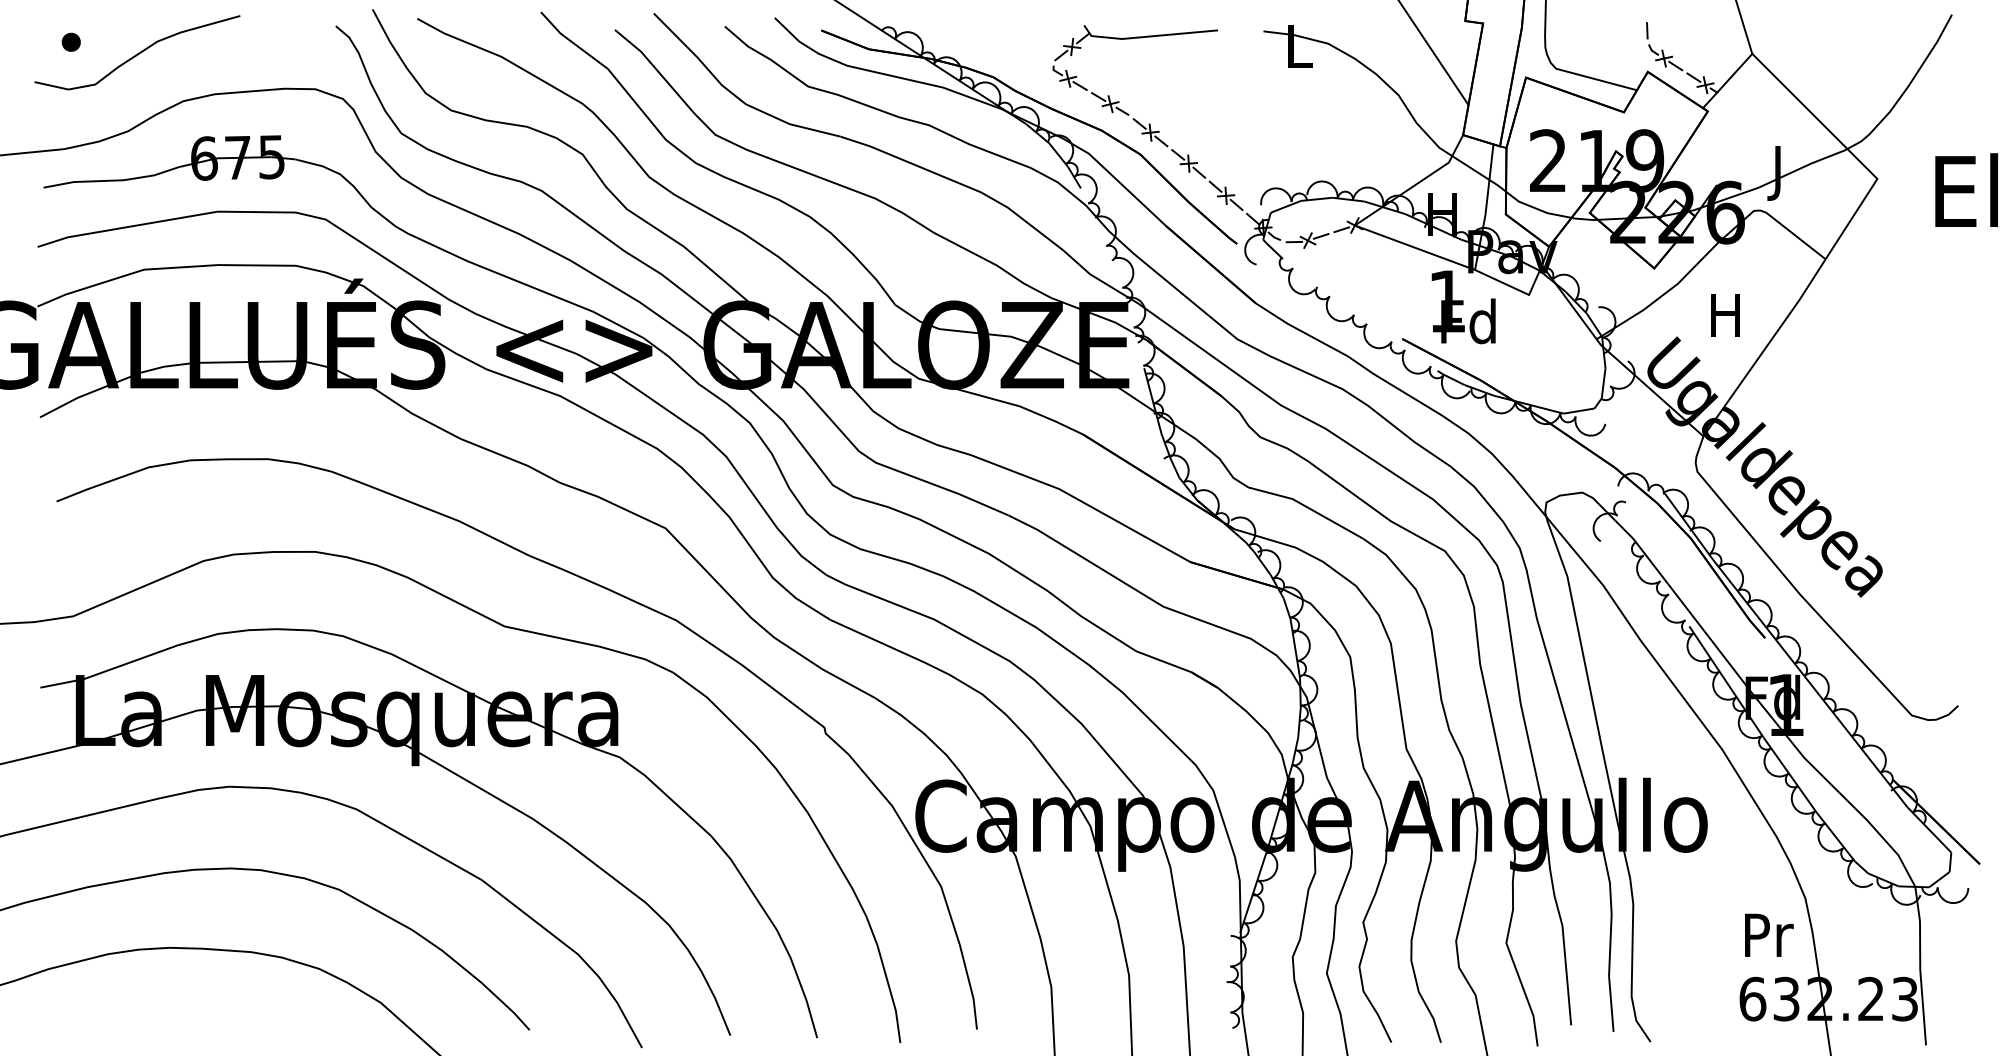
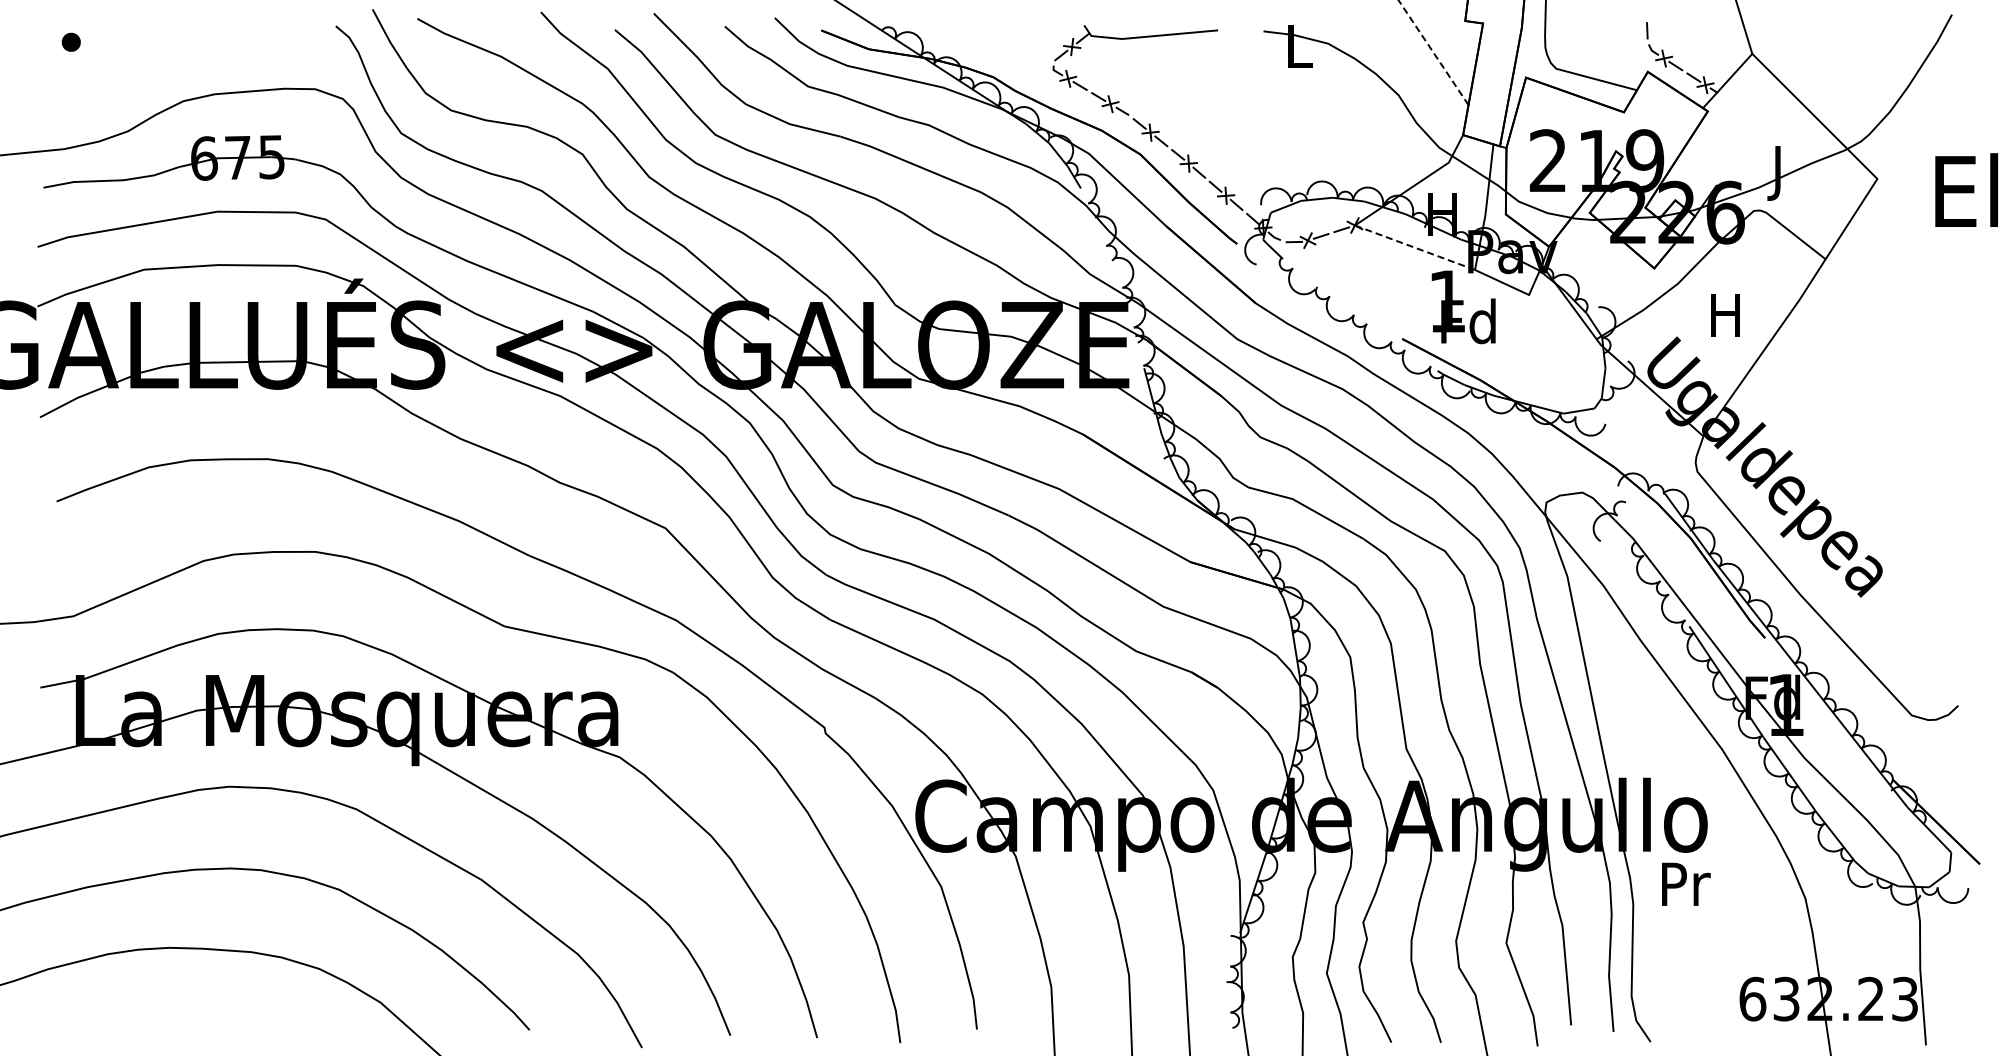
curve: present -> none (138, 52)
line: solid -> dashed (1433, 52)
line: solid -> dashed (1414, 247)
text position: (1769, 934) -> (1686, 883) (1686, 883)
